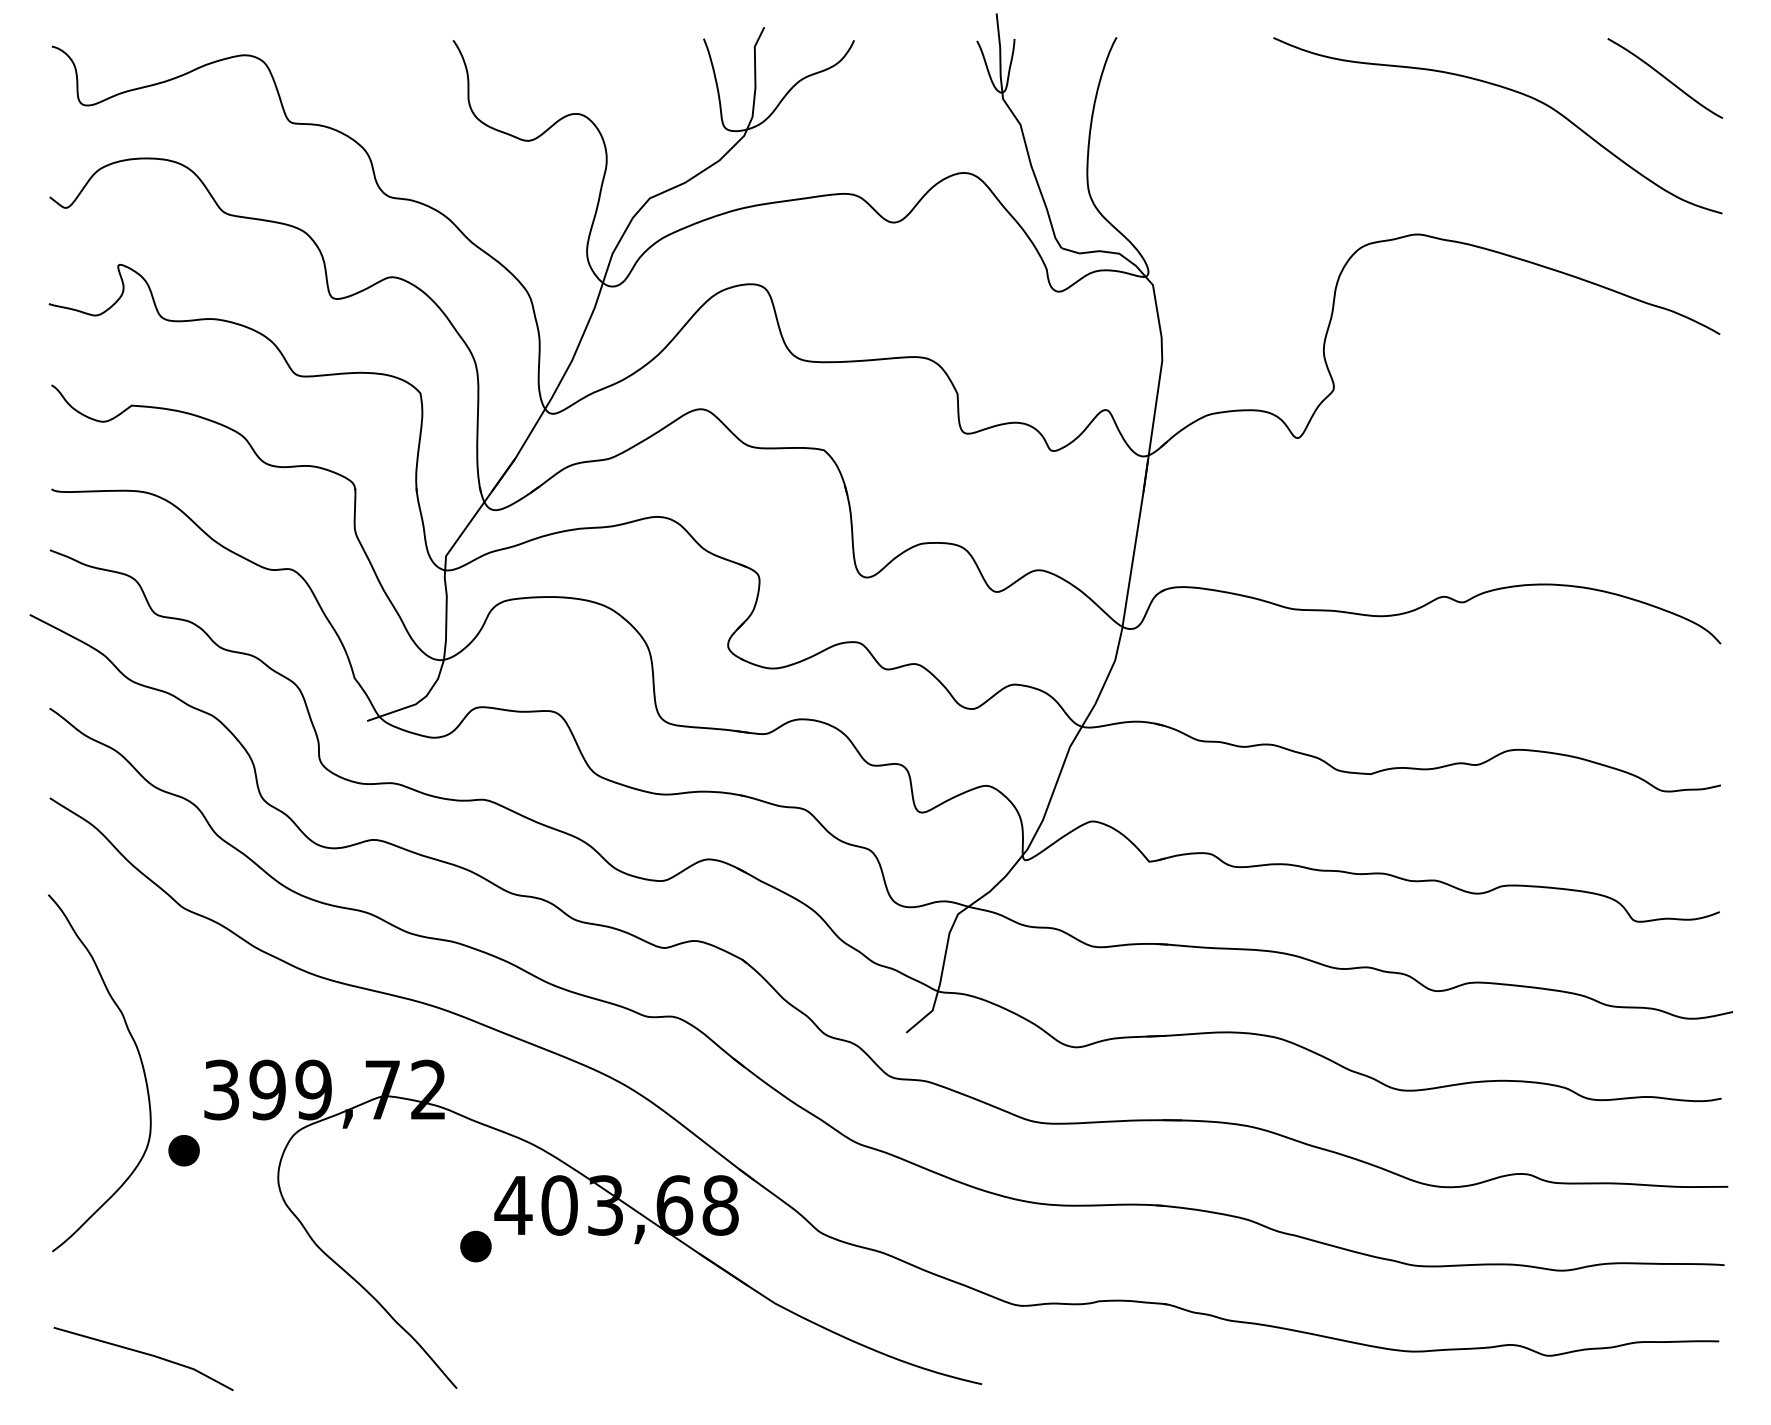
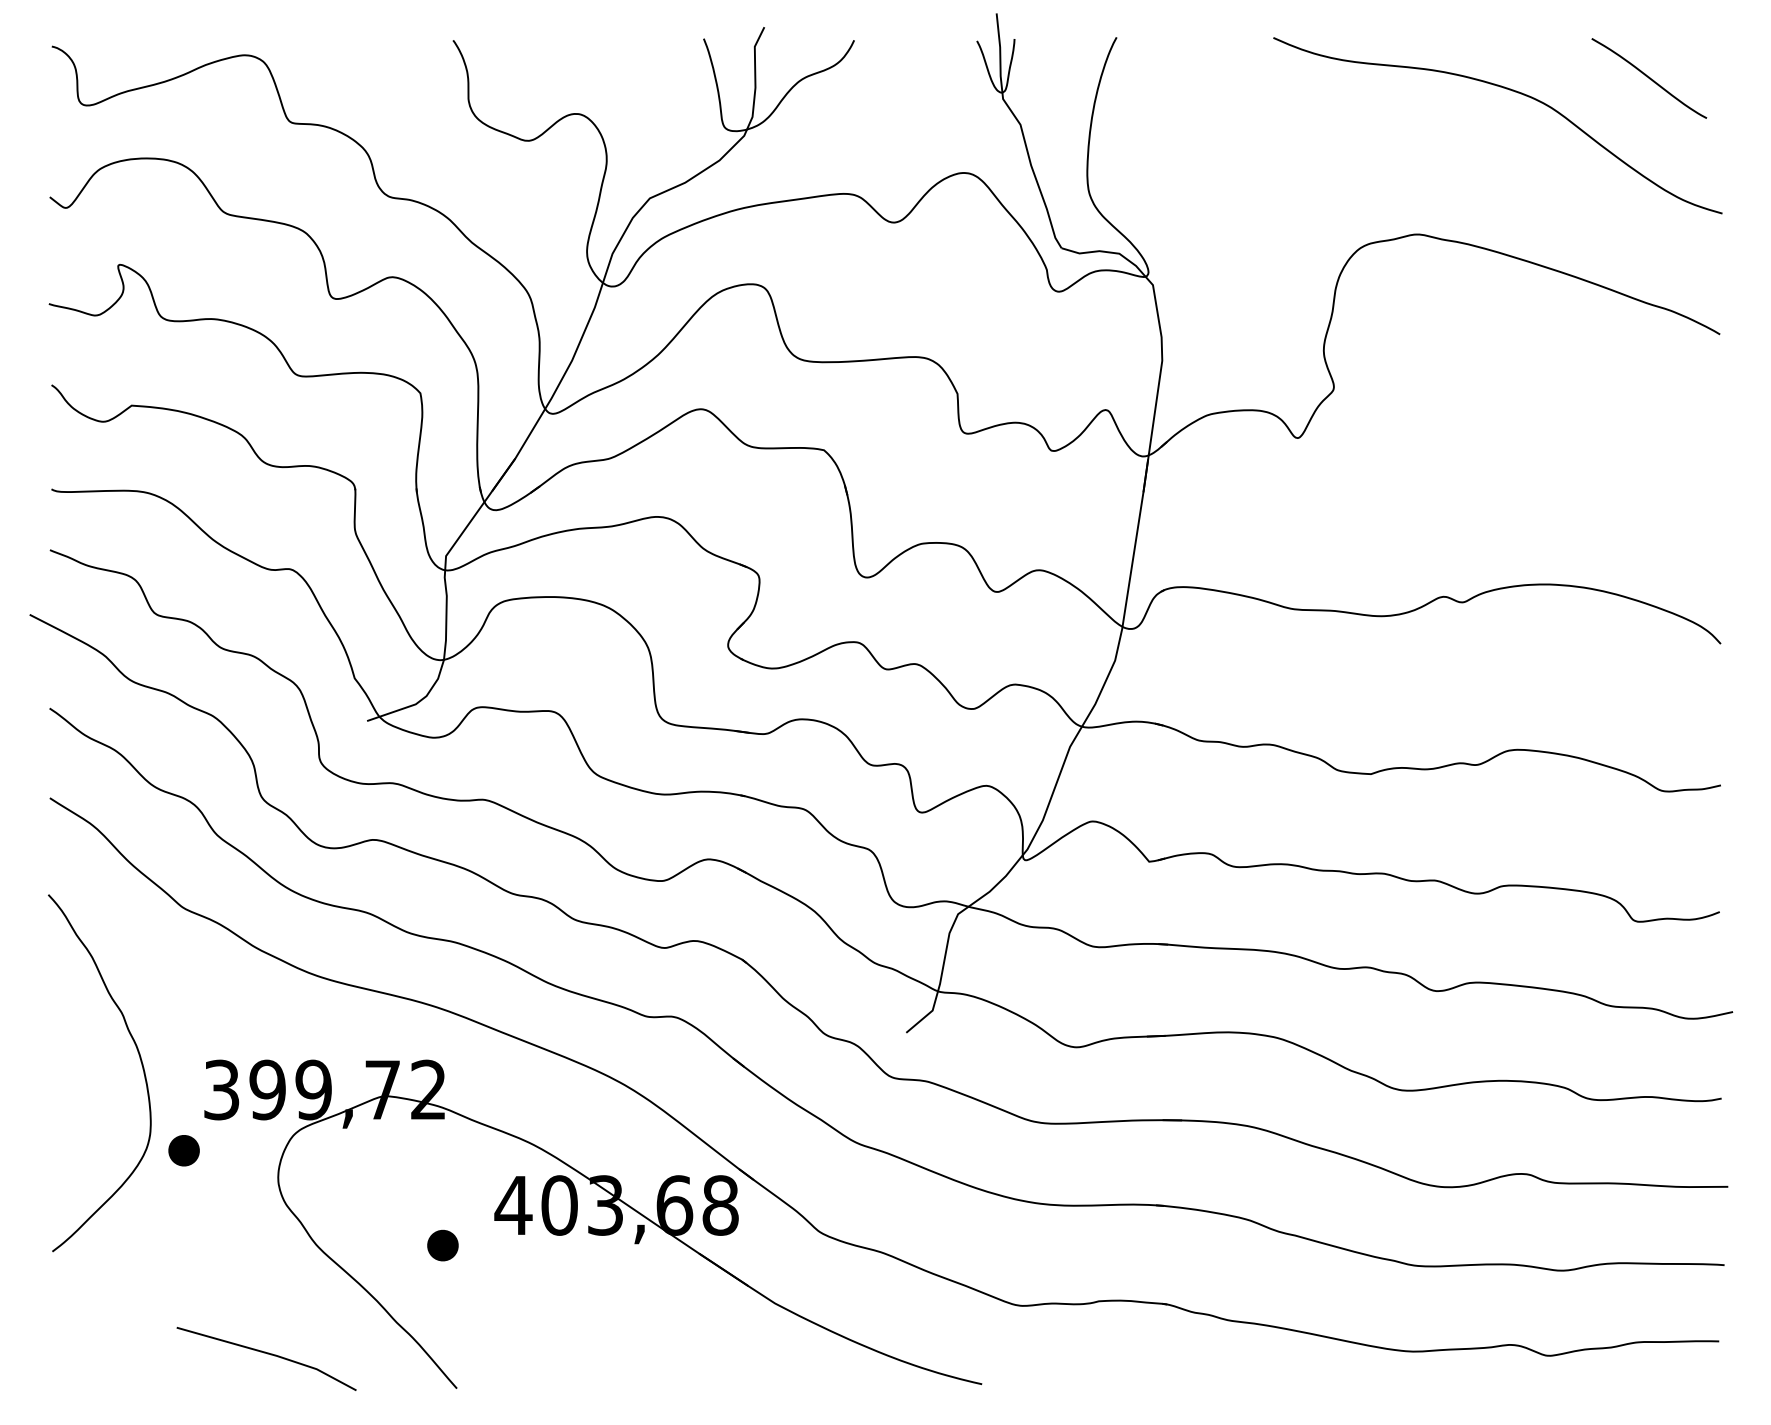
part position: (1665, 78) -> (1649, 78) (1649, 78)
part position: (475, 1246) -> (442, 1245) (442, 1245)
curve position: (144, 1354) -> (267, 1354) (267, 1354)
